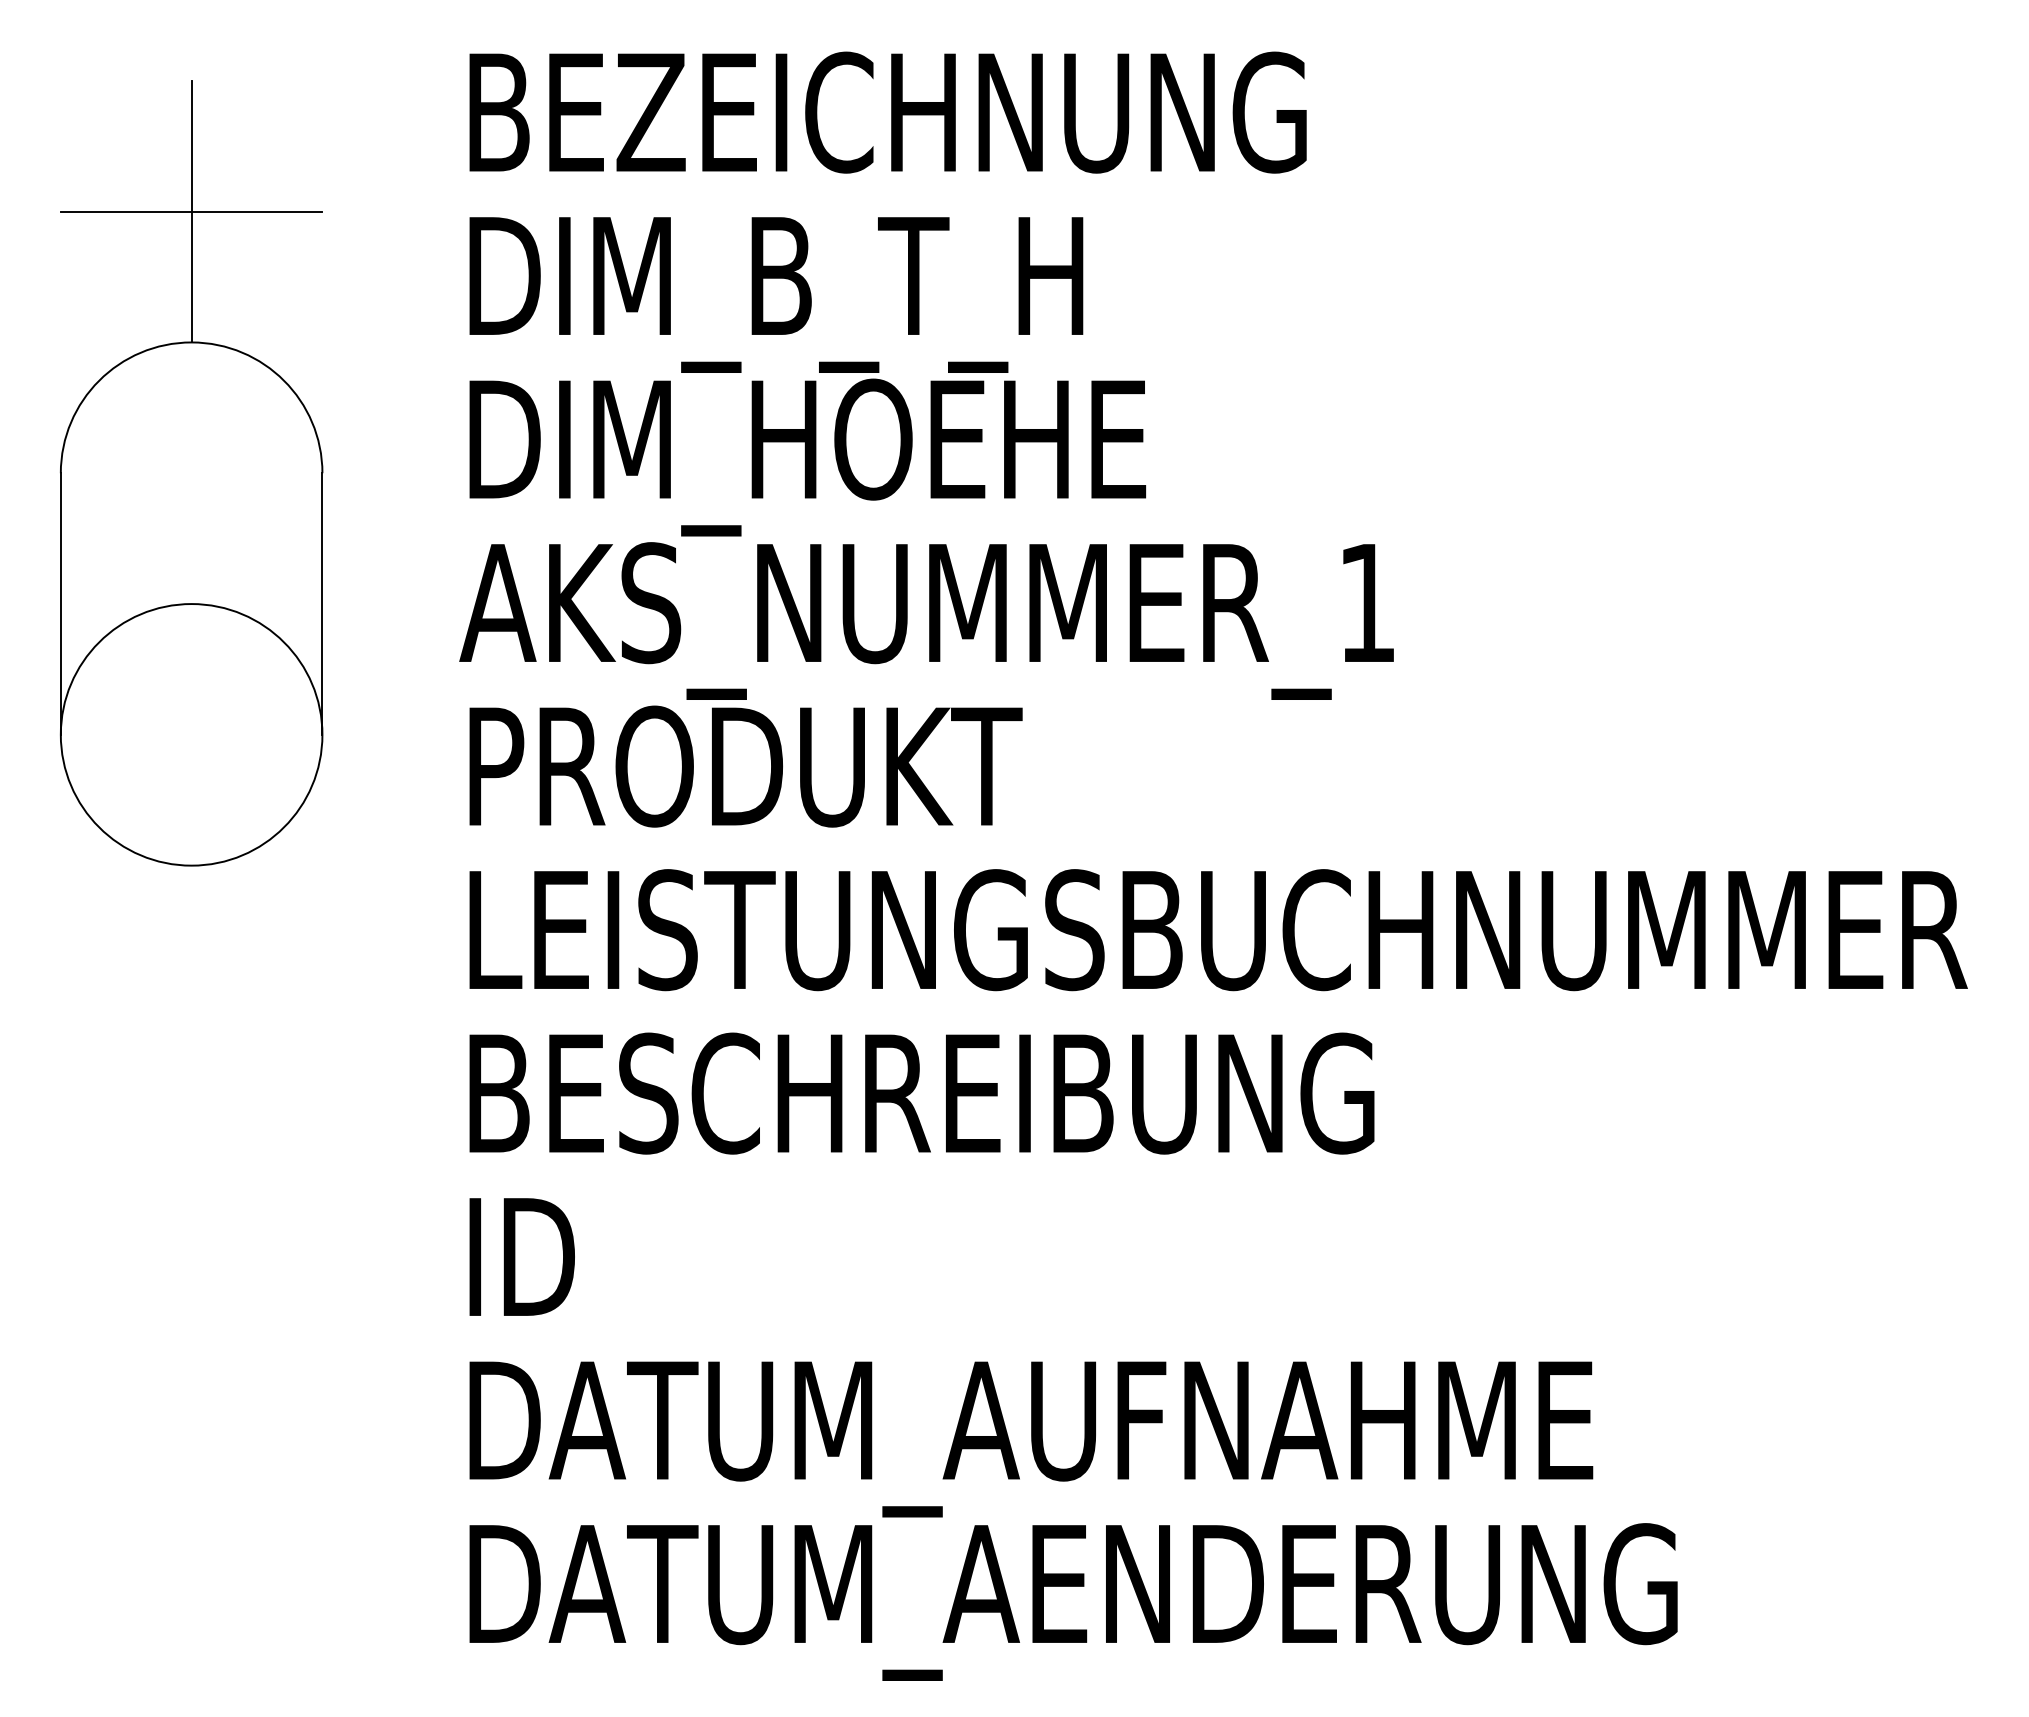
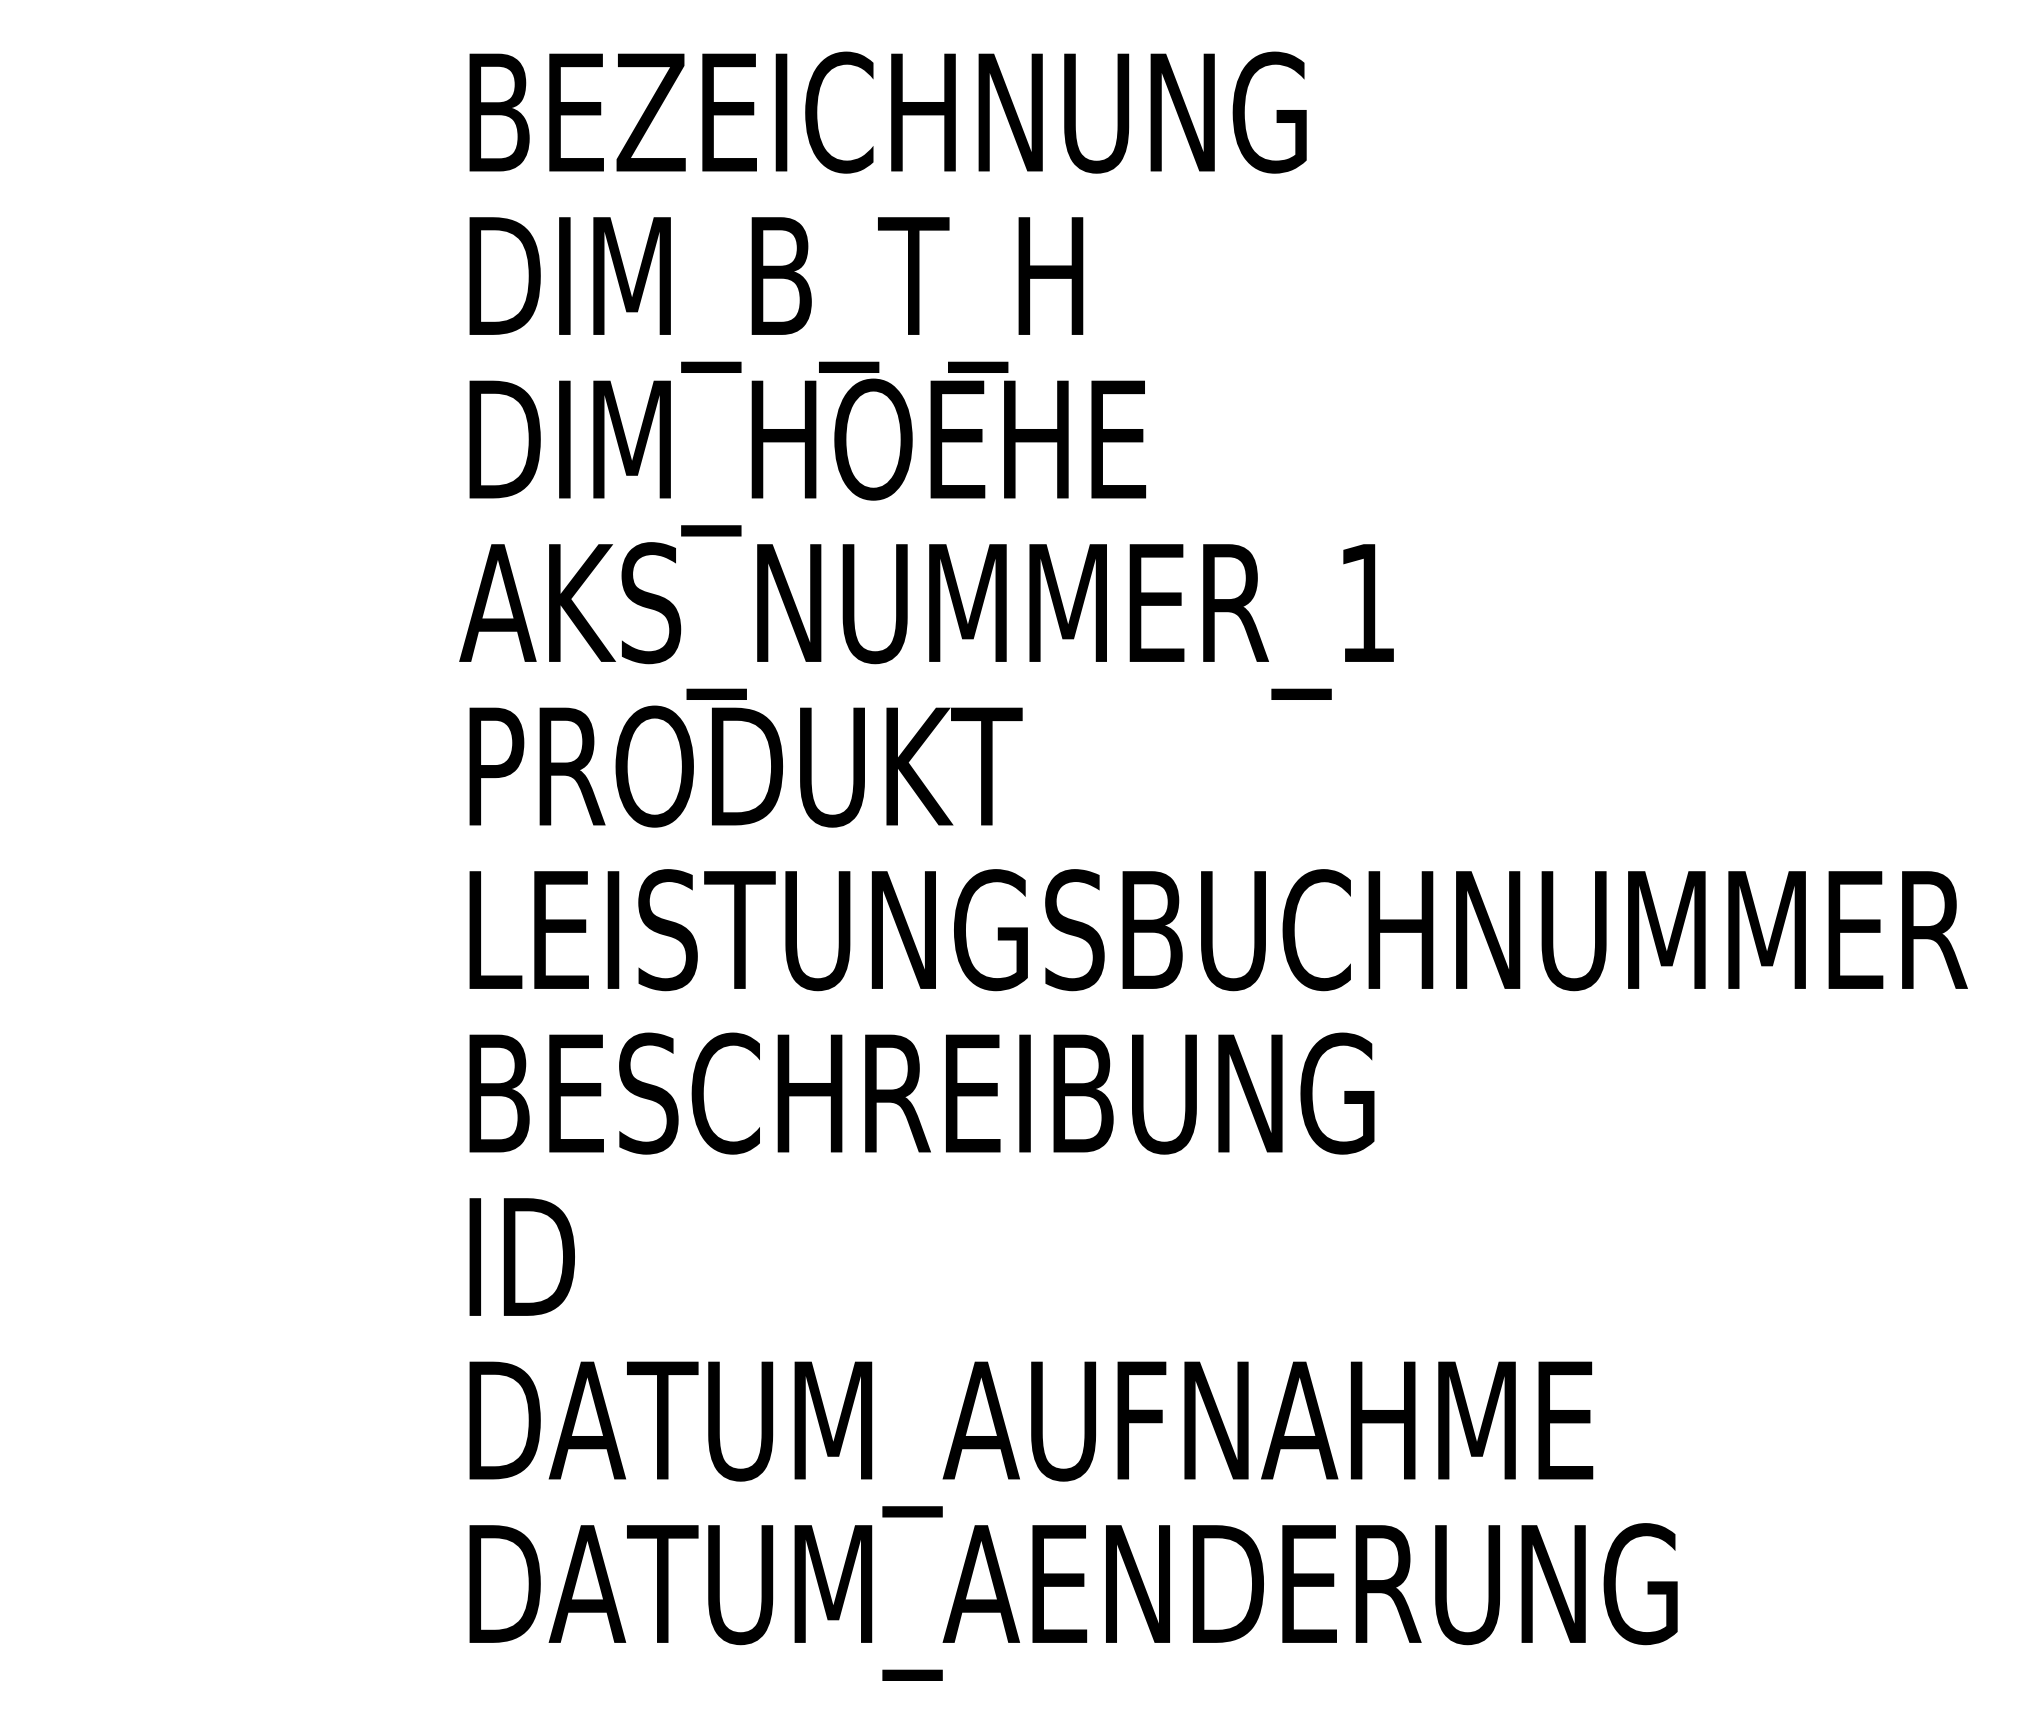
part: present -> none (191, 473)
